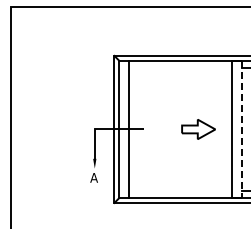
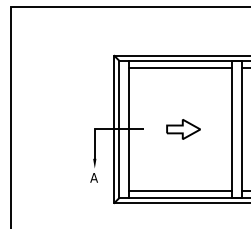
line: none -> present (180, 68)
part position: (198, 129) -> (183, 129) (183, 129)
line: dashed -> solid (241, 129)
line: none -> present (180, 190)
